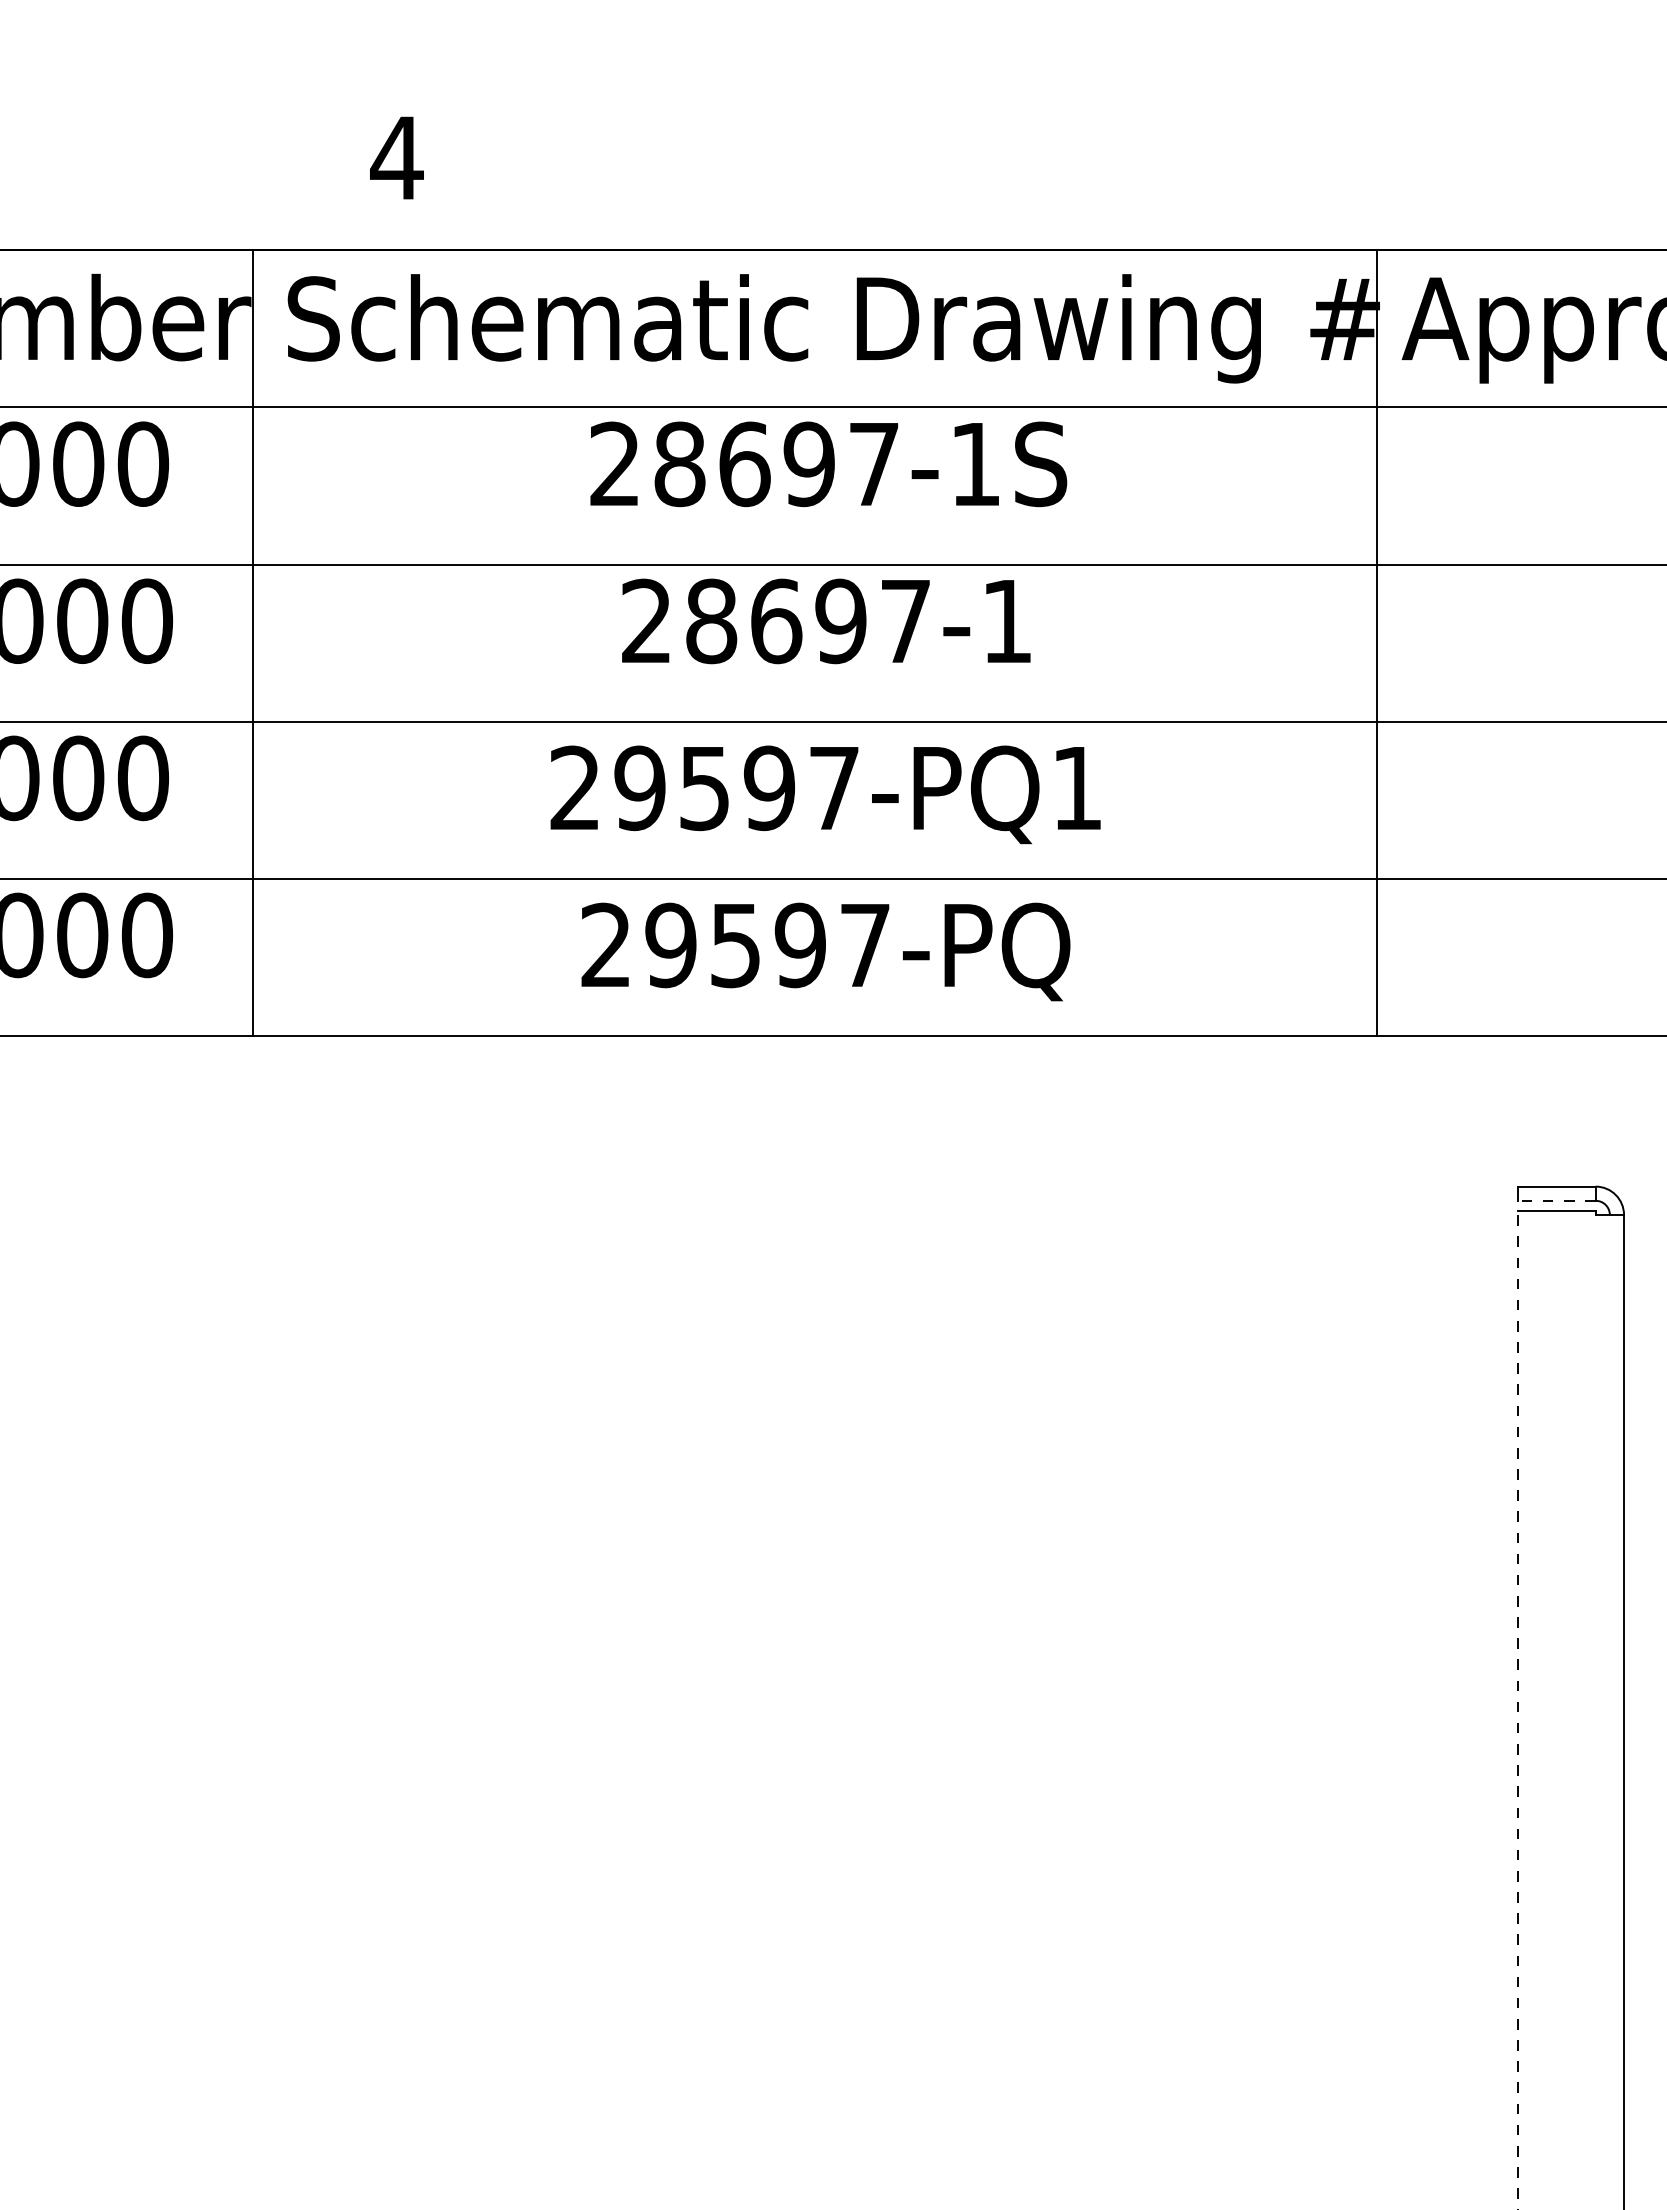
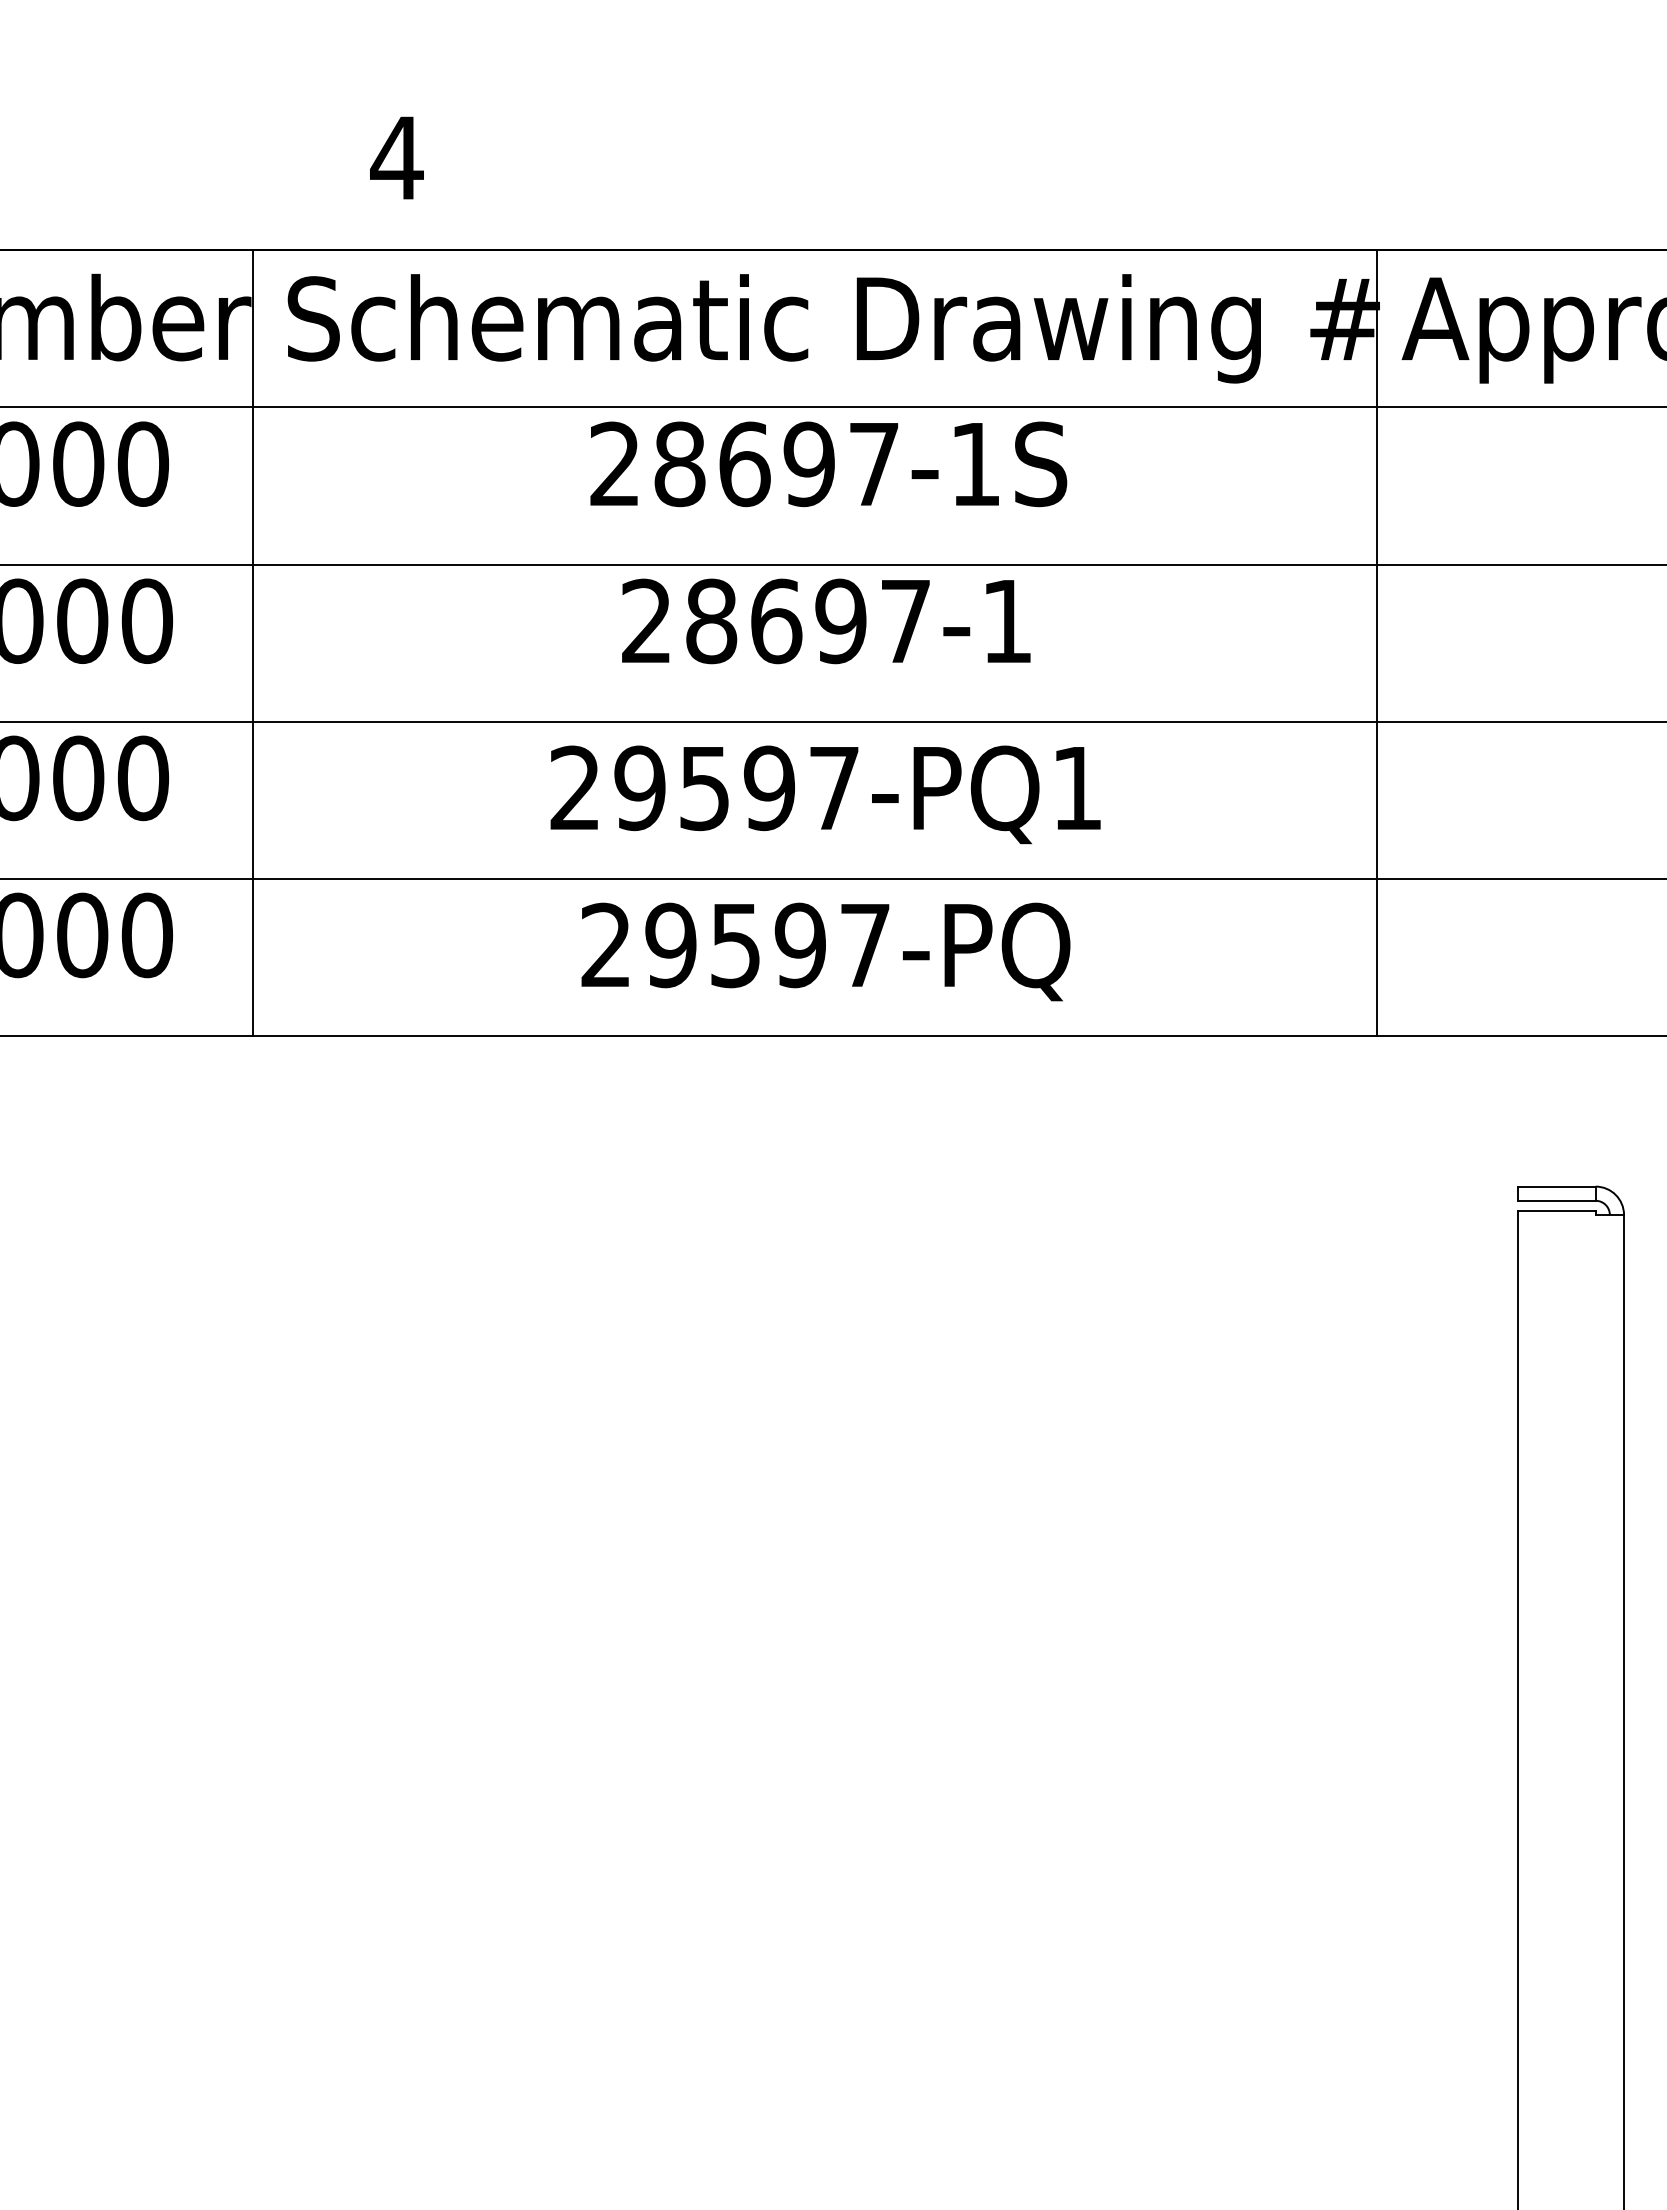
line: dashed -> solid (1556, 1200)
line: dashed -> solid (1518, 1710)
